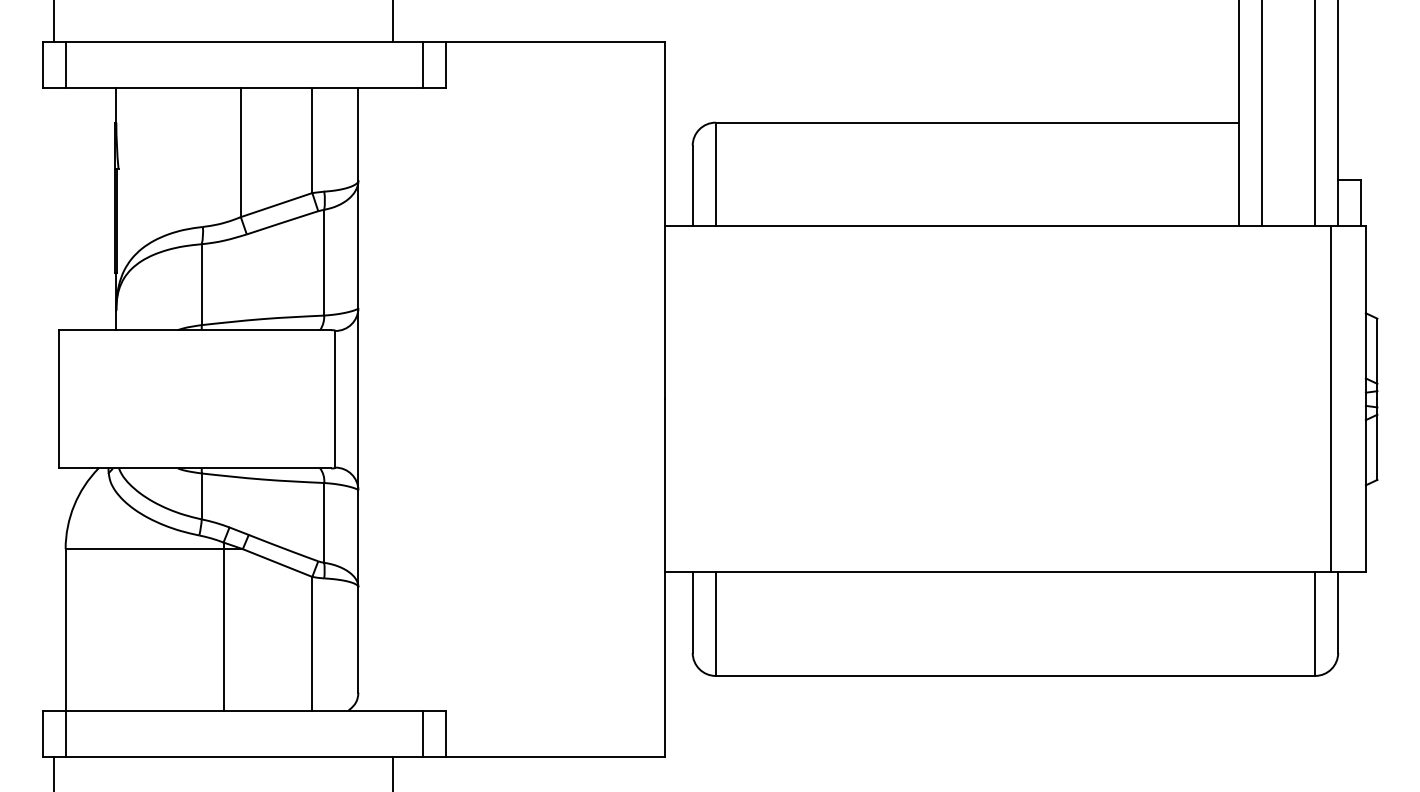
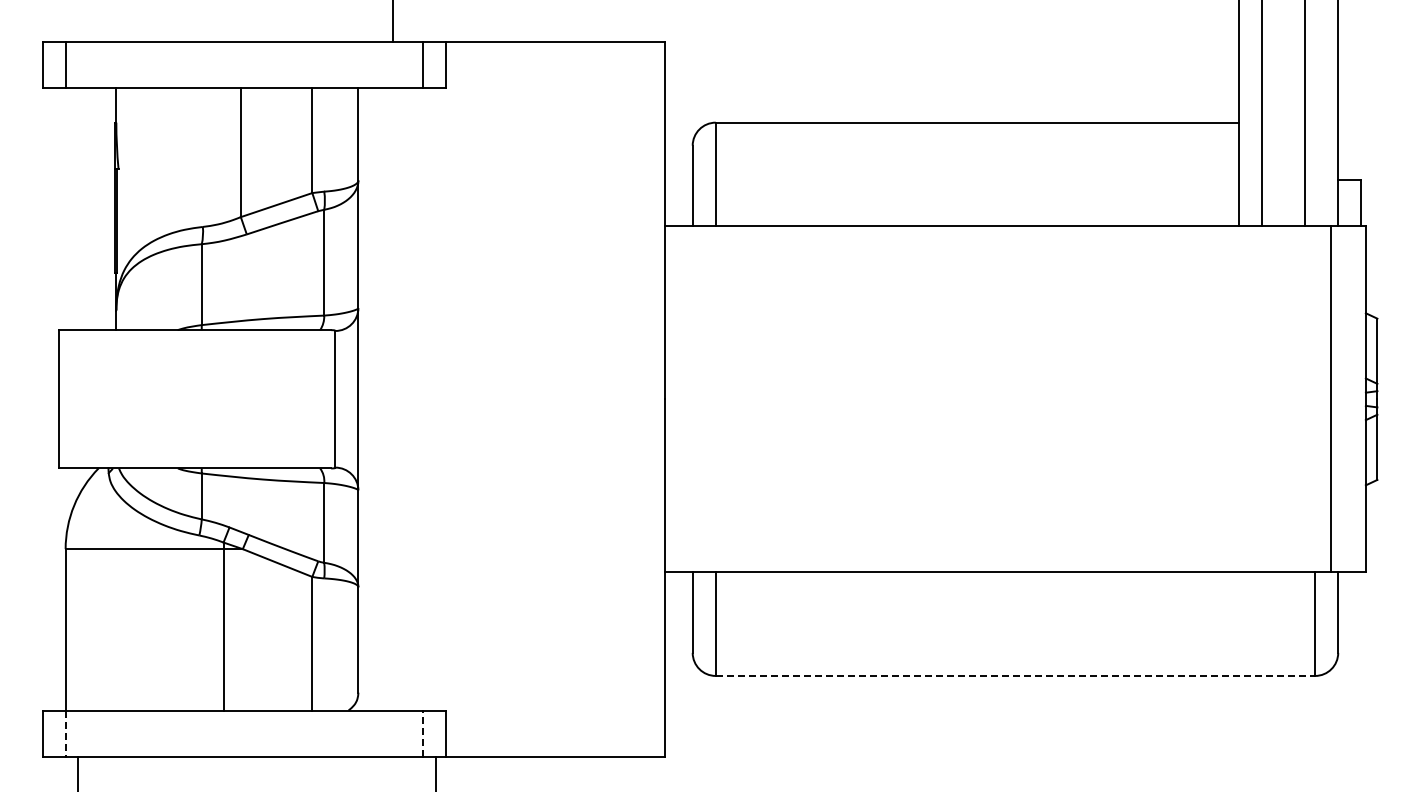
line: present -> none (54, 21)
line position: (1315, 114) -> (1305, 114) (1305, 114)
line: solid -> dashed (1015, 675)
line: solid -> dashed (422, 733)
line: solid -> dashed (65, 734)
line position: (54, 772) -> (78, 772) (78, 772)
line position: (393, 772) -> (436, 772) (436, 772)
